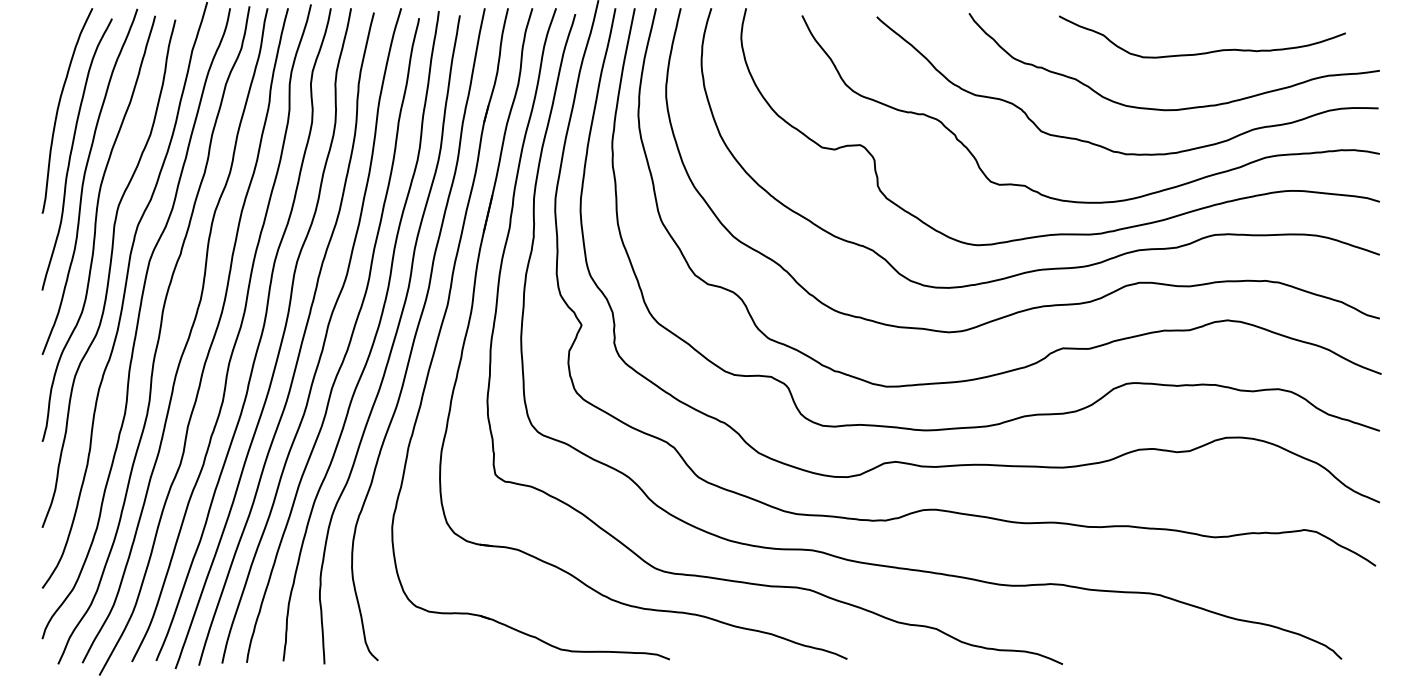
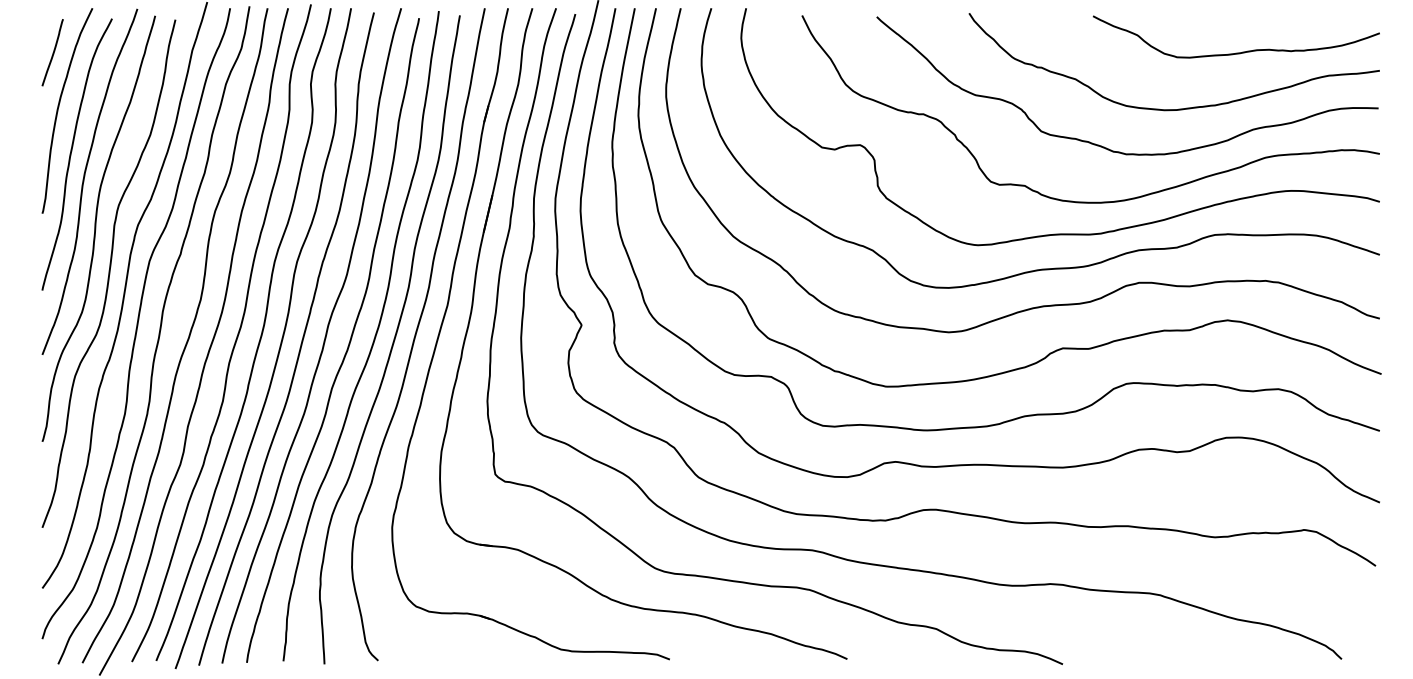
curve: none -> present (52, 52)
curve position: (1201, 52) -> (1235, 52) (1235, 52)
